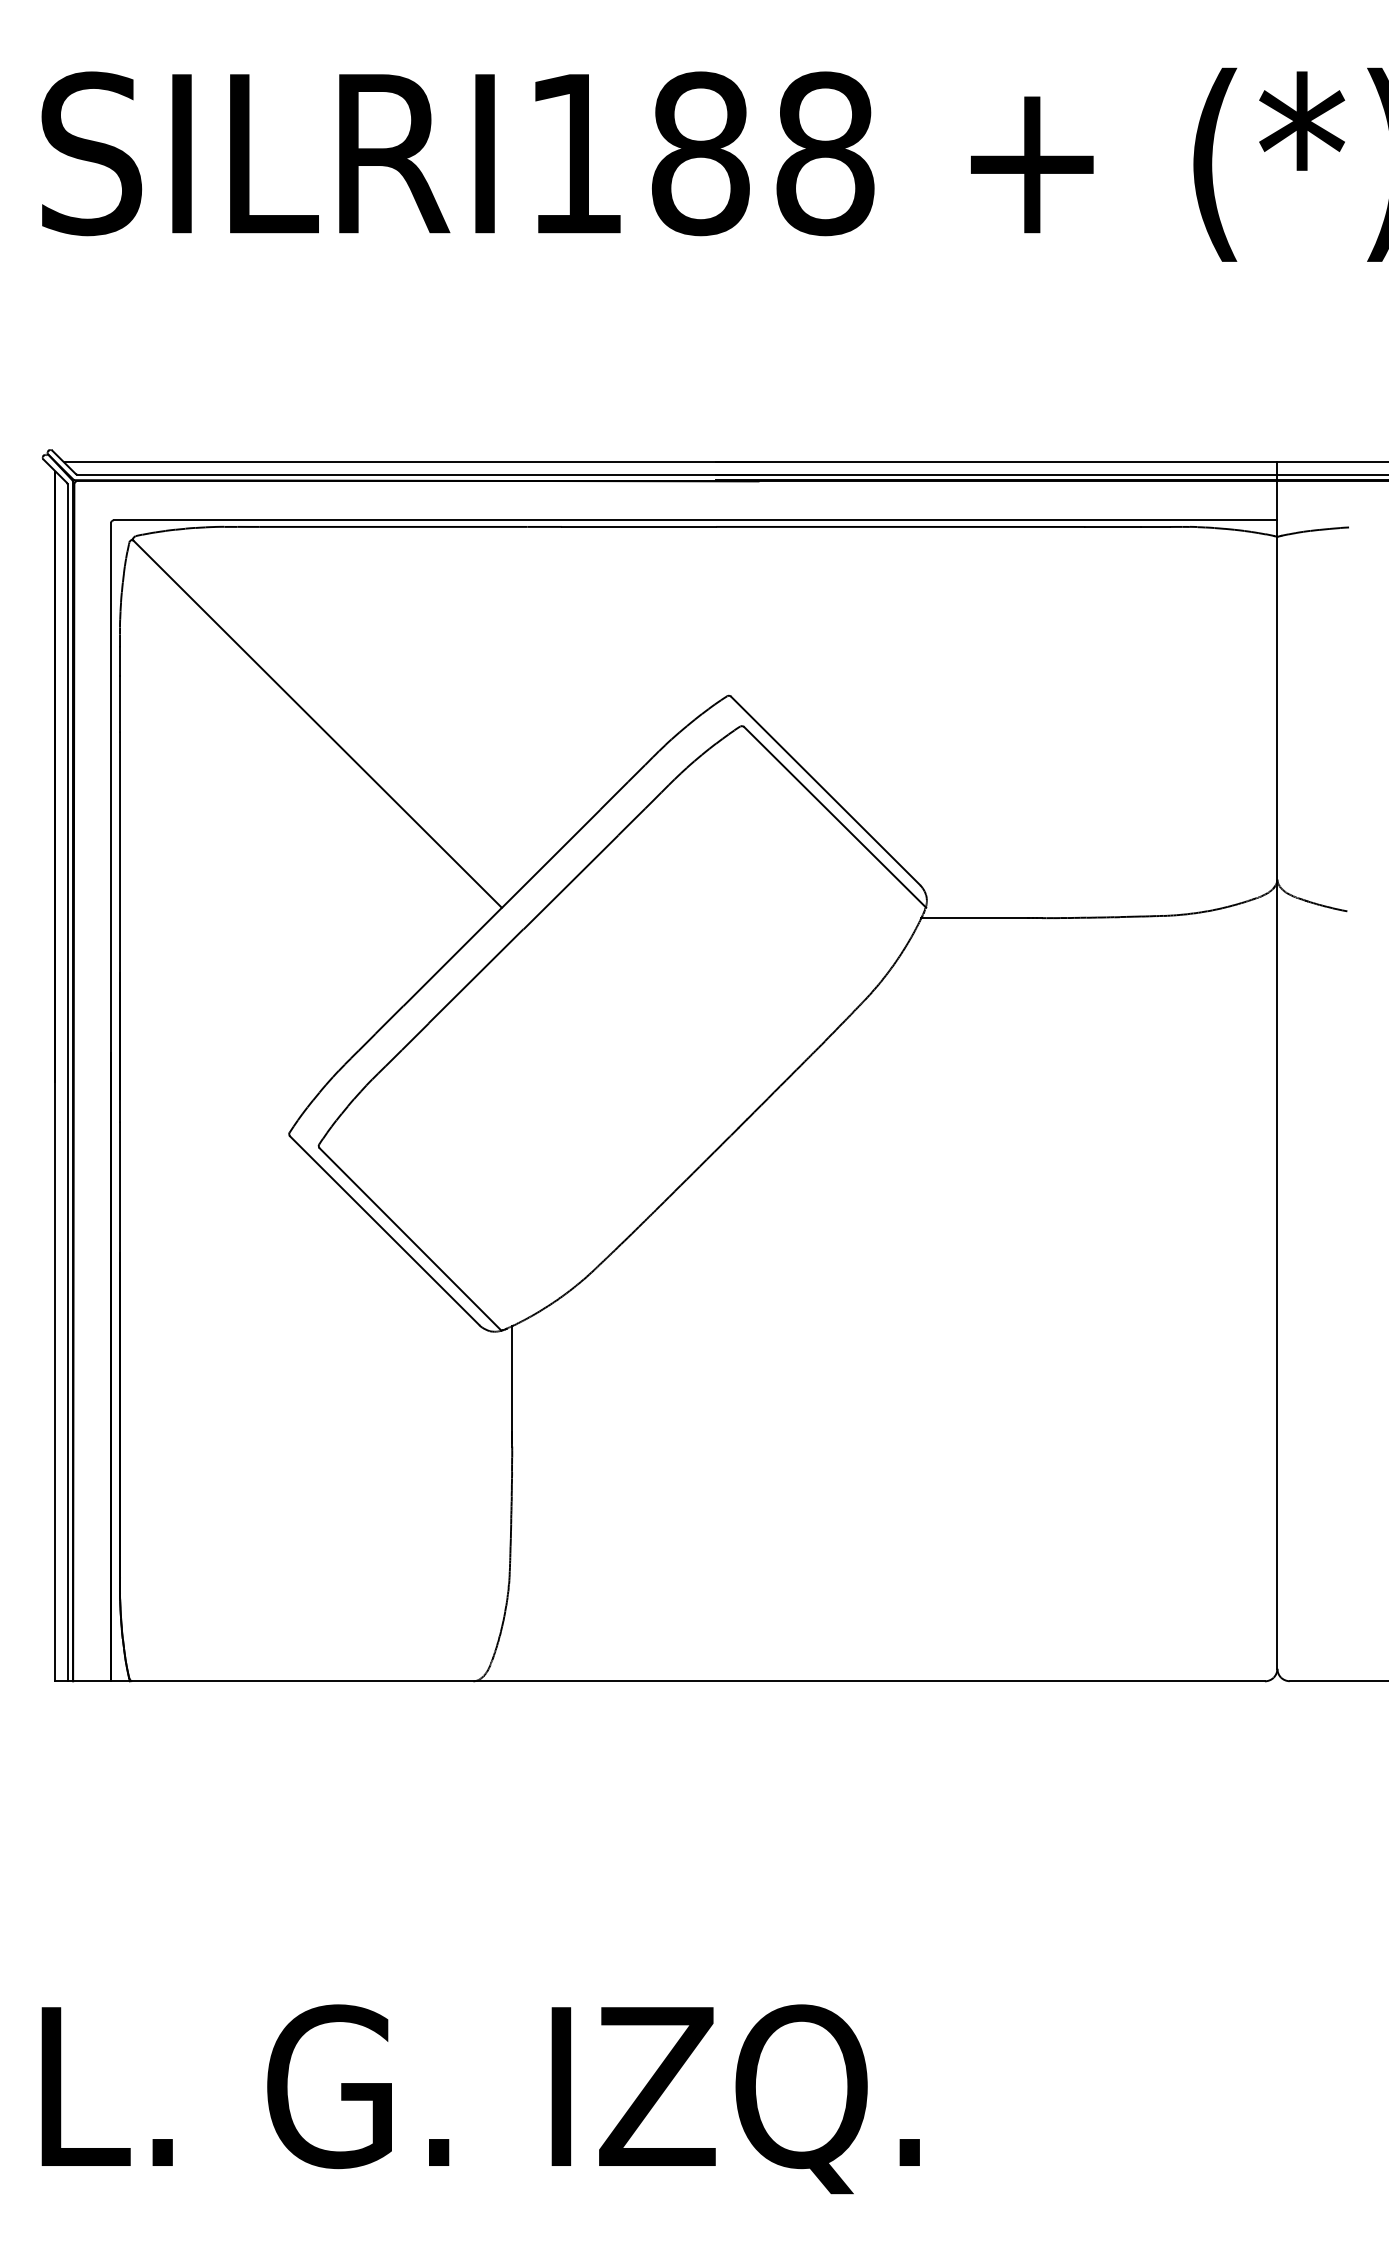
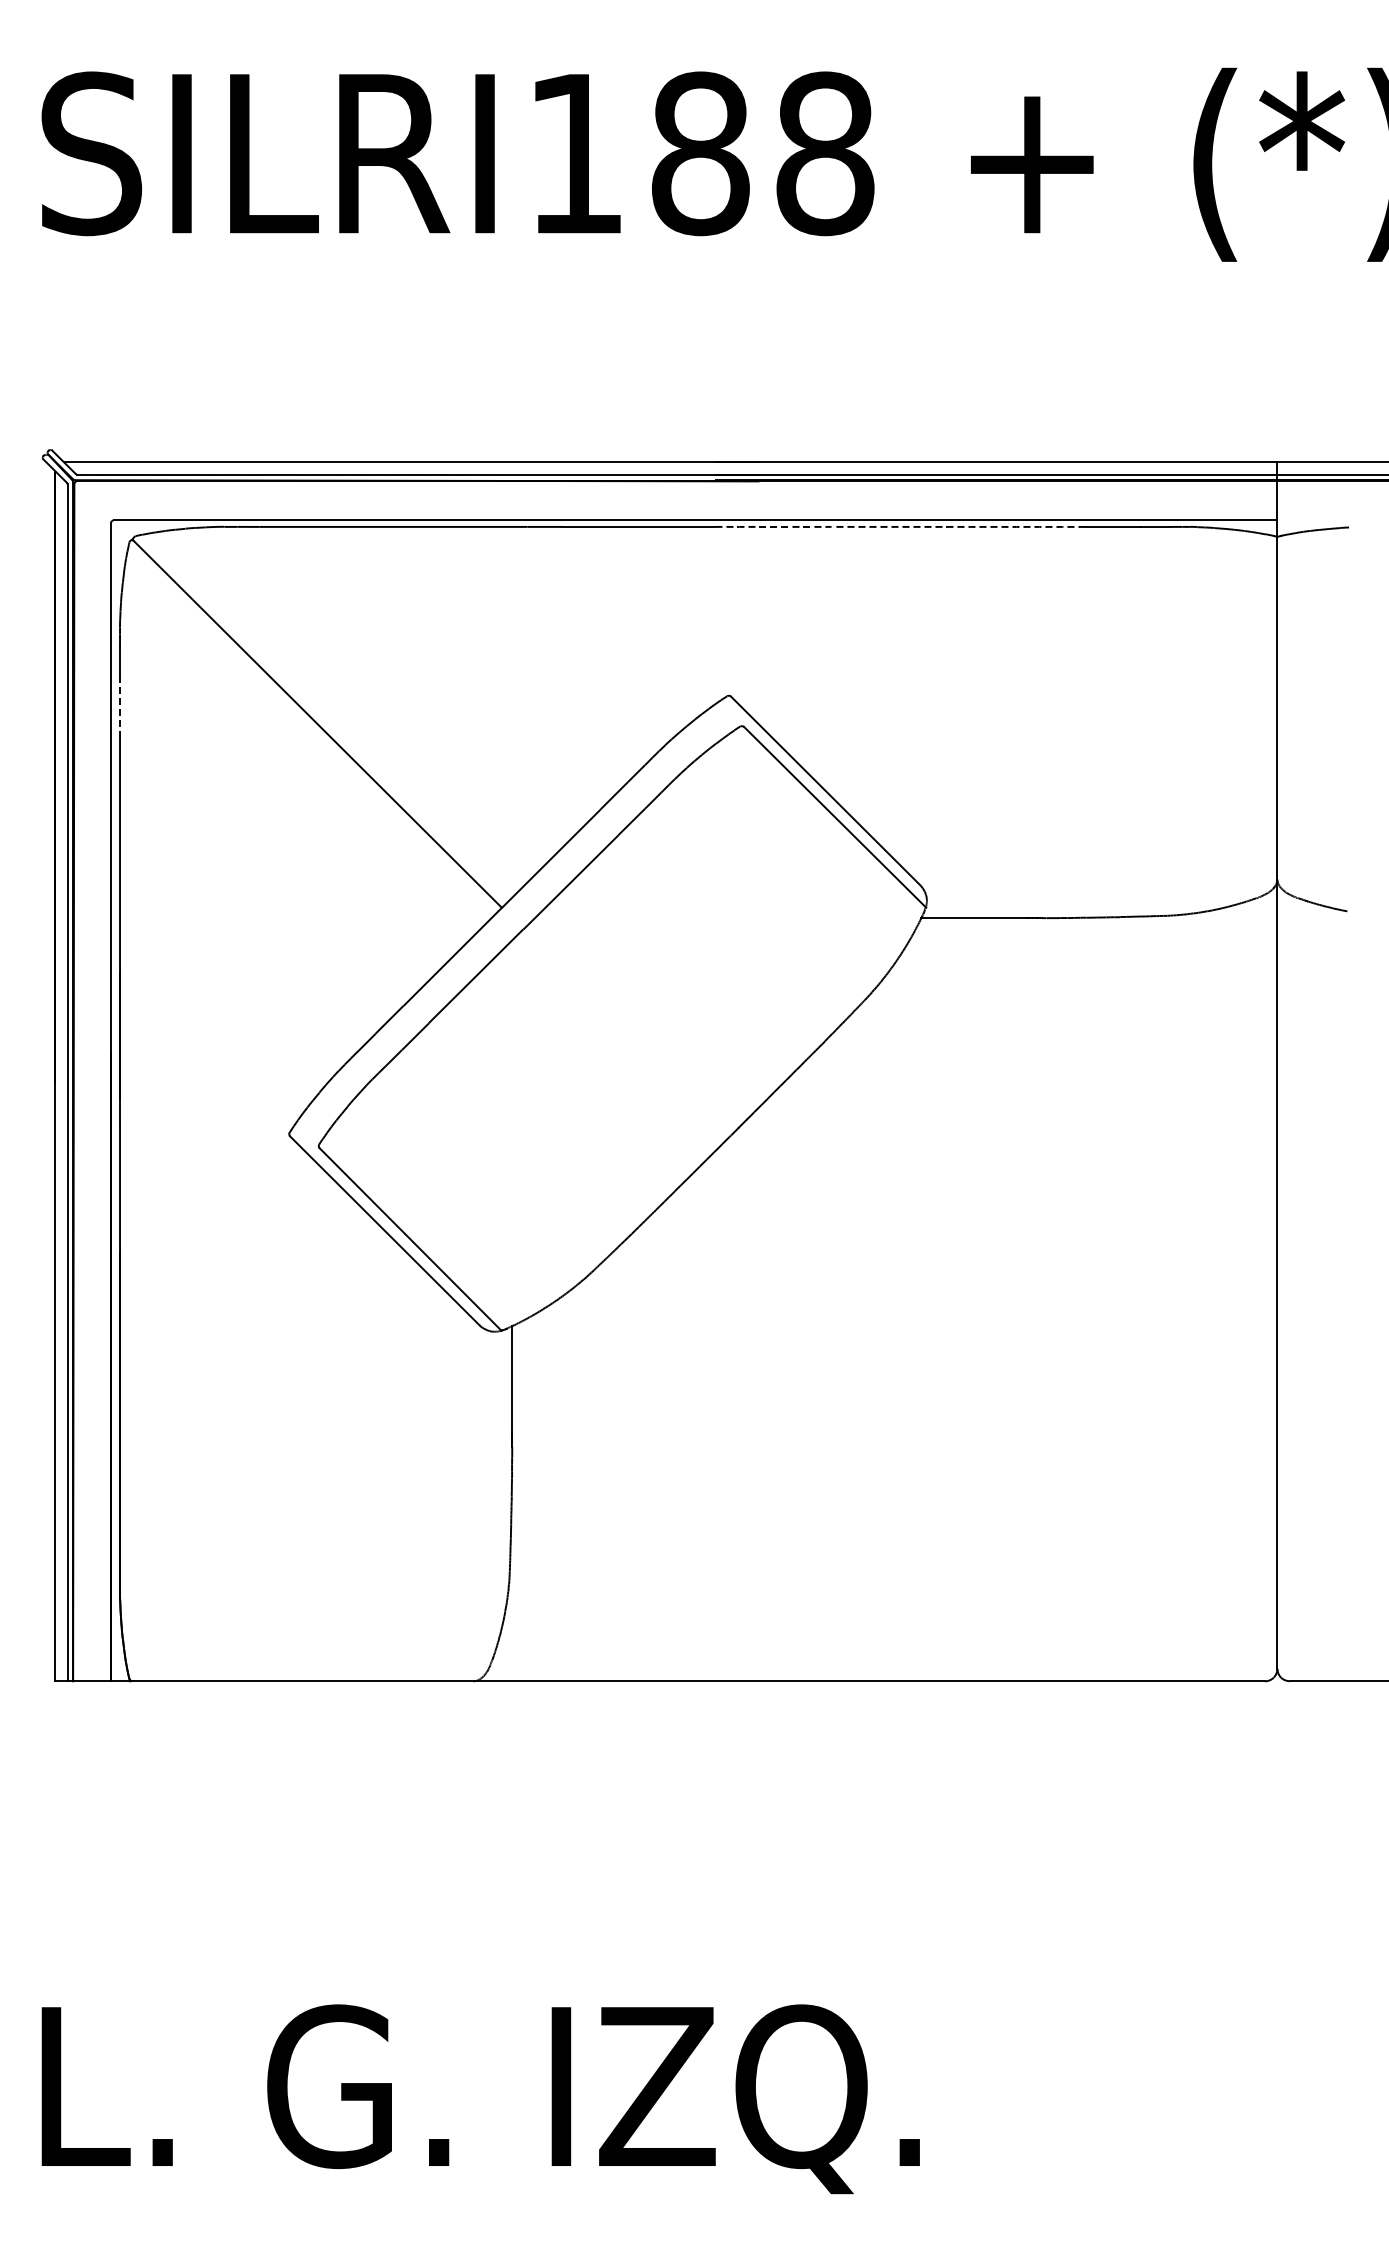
arc: solid -> dashed (900, 526)
line: solid -> dashed (120, 703)
